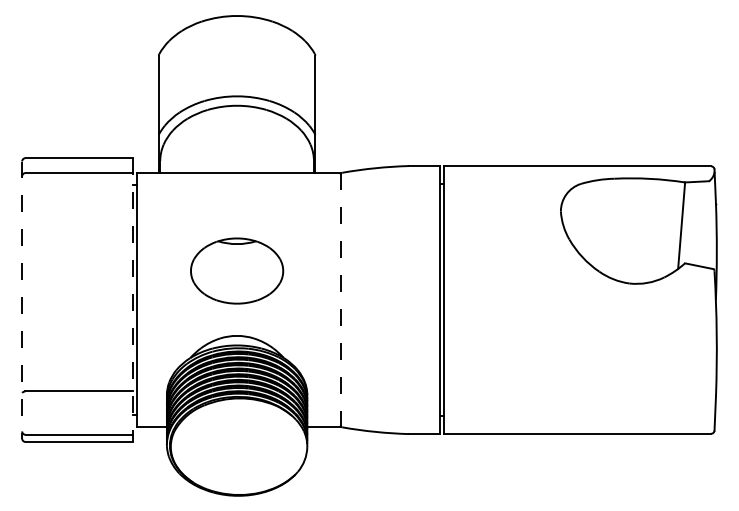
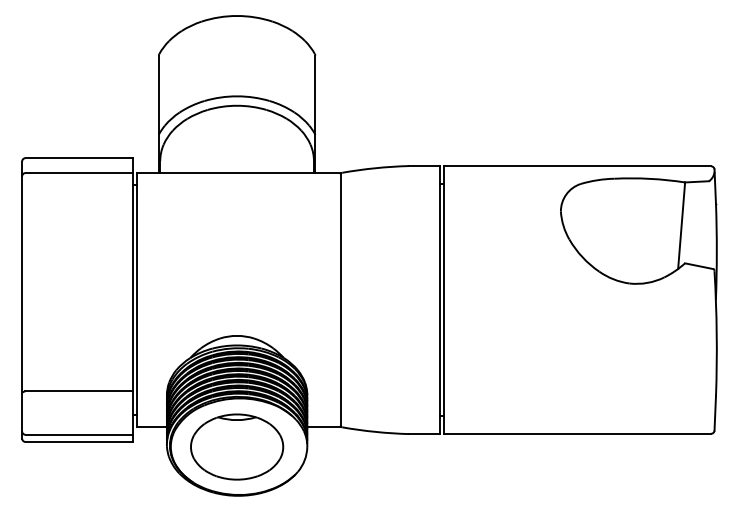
part position: (237, 270) -> (237, 446) (237, 446)
line: dashed -> solid (22, 300)
line: dashed -> solid (132, 300)
line: dashed -> solid (340, 300)
